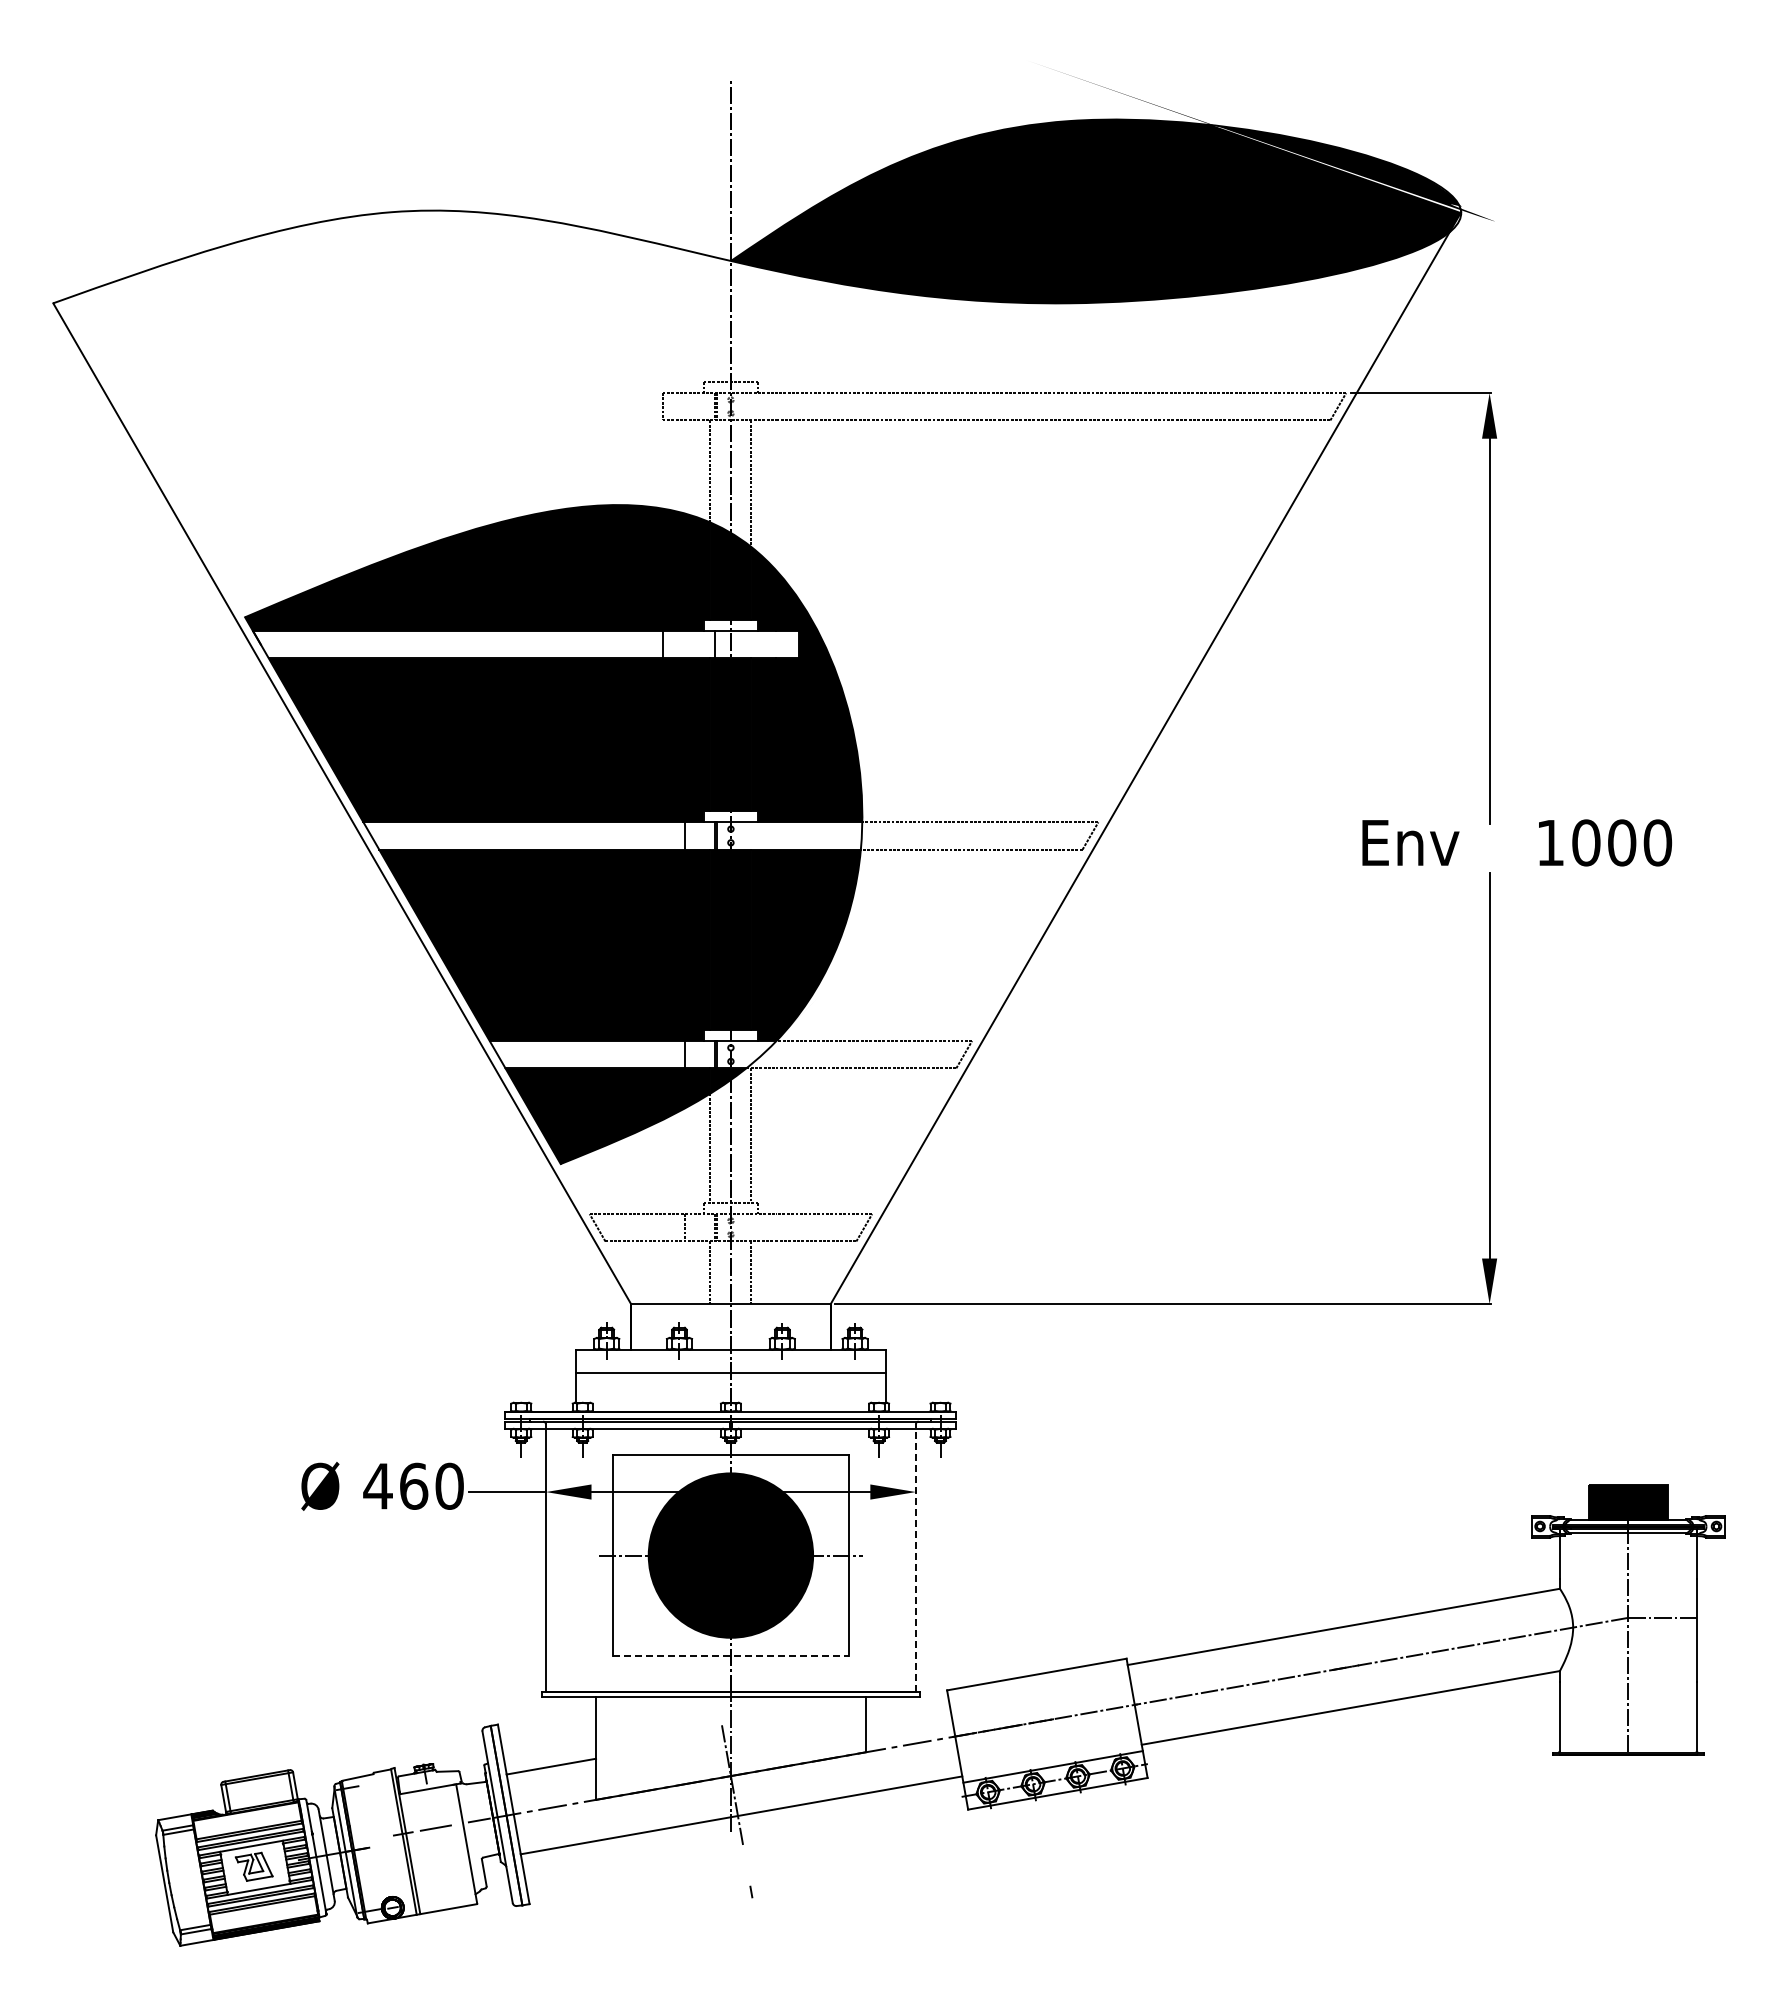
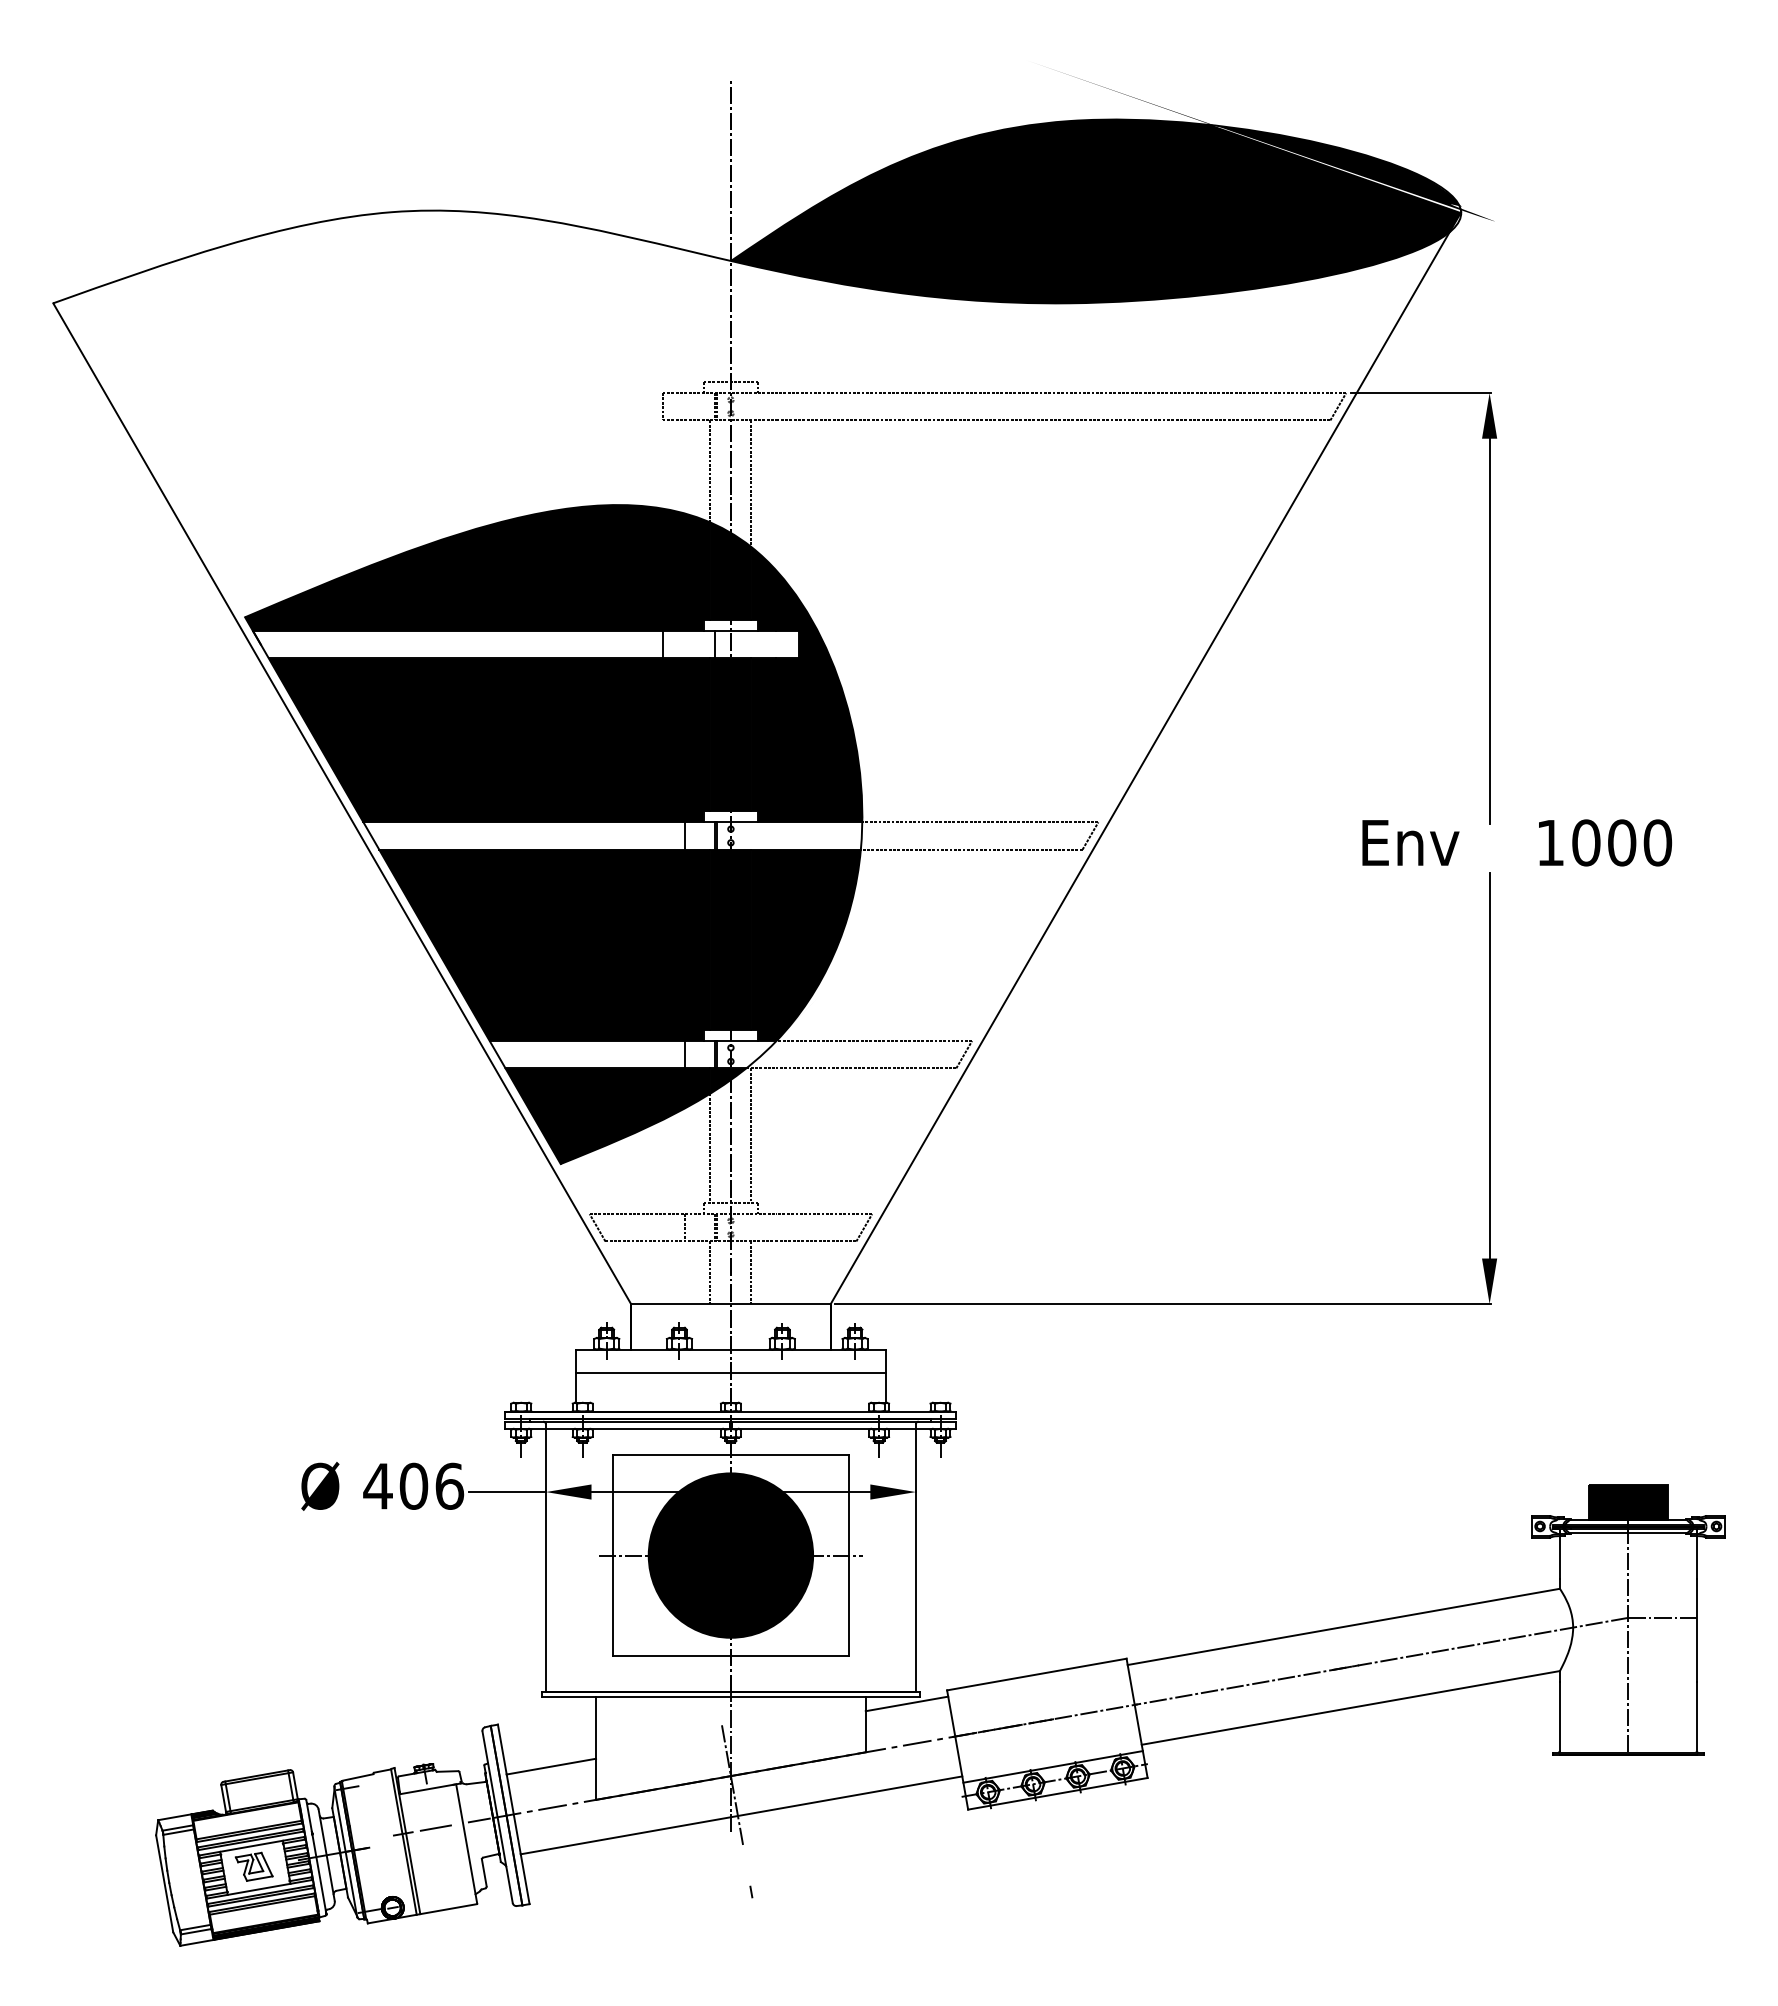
text: 460 -> 406 (431, 1485)
line: dashed -> solid (915, 1558)
line: dashed -> solid (731, 1655)
line: none -> present (906, 1703)
